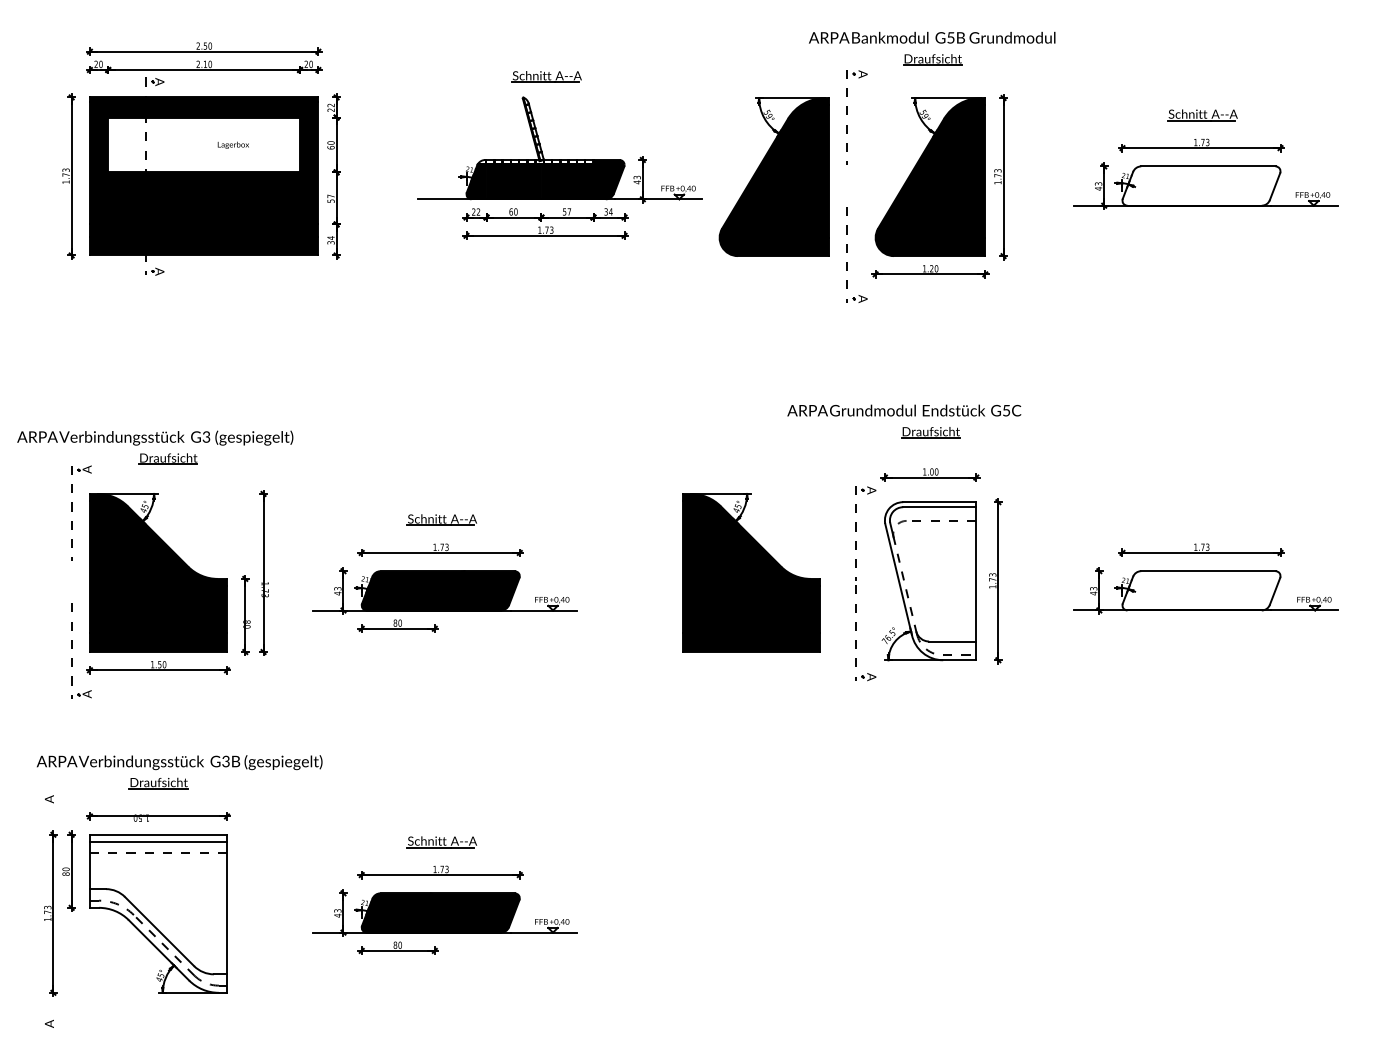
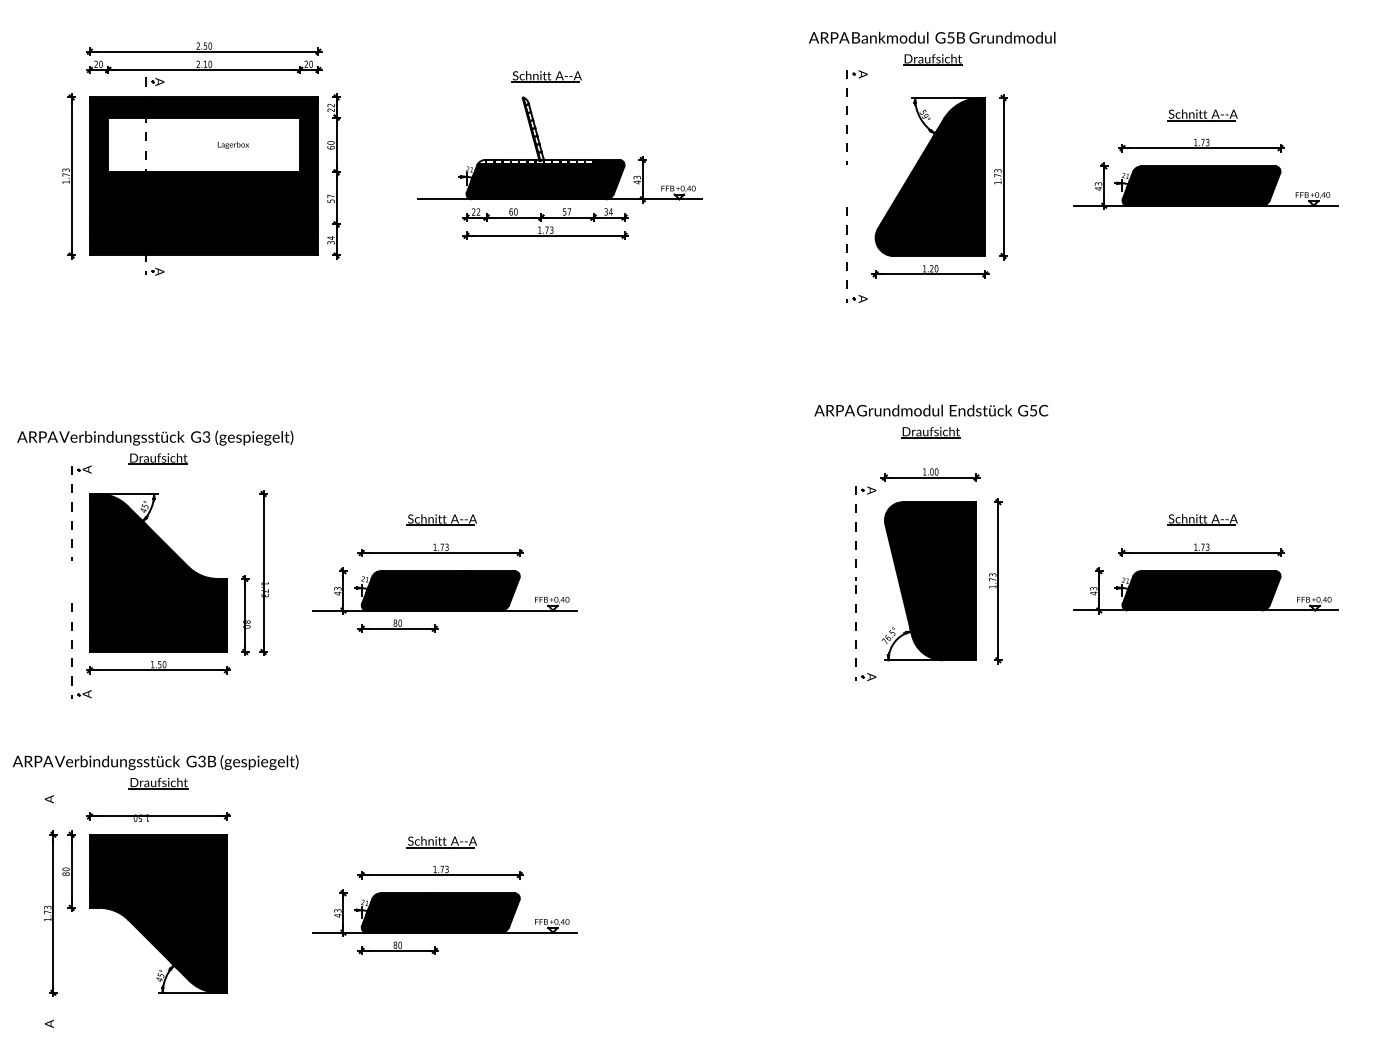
part: present -> none (773, 176)
fill: none -> present (1201, 185)
text position: (904, 410) -> (931, 410) (931, 410)
part position: (167, 458) -> (157, 458) (157, 458)
part: none -> present (1202, 519)
part: present -> none (751, 572)
fill: none -> present (930, 581)
fill: none -> present (1201, 590)
text position: (179, 762) -> (155, 762) (155, 762)
fill: none -> present (157, 913)
